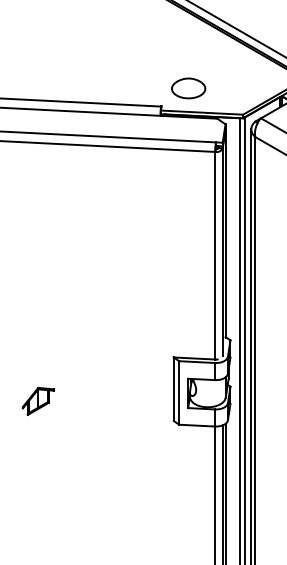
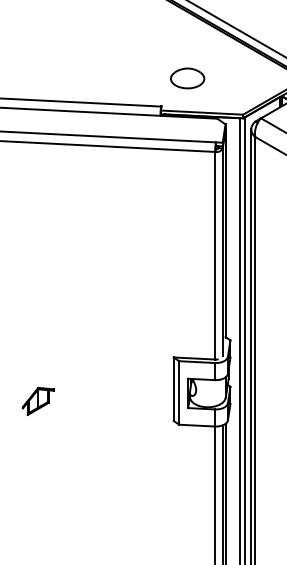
part position: (188, 88) -> (187, 78) (187, 78)
